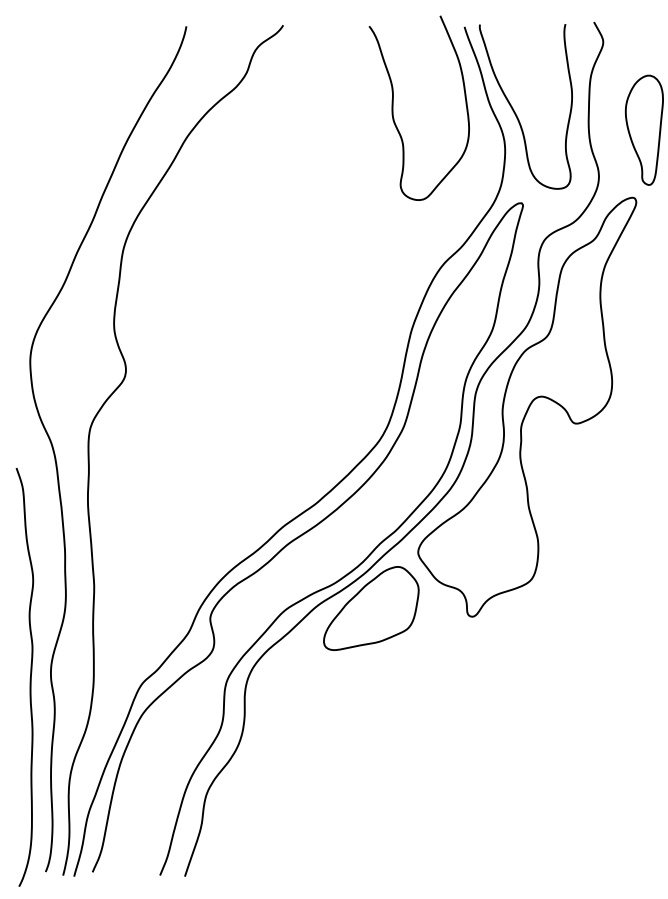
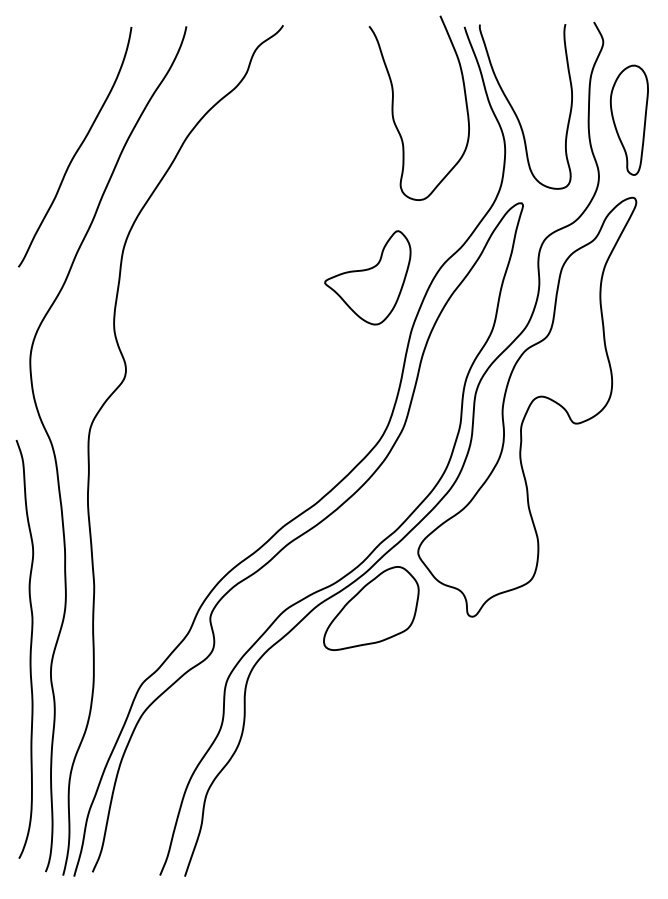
part position: (643, 129) -> (628, 119) (628, 119)
curve: none -> present (77, 148)
part: none -> present (367, 277)
curve position: (29, 678) -> (29, 650) (29, 650)
